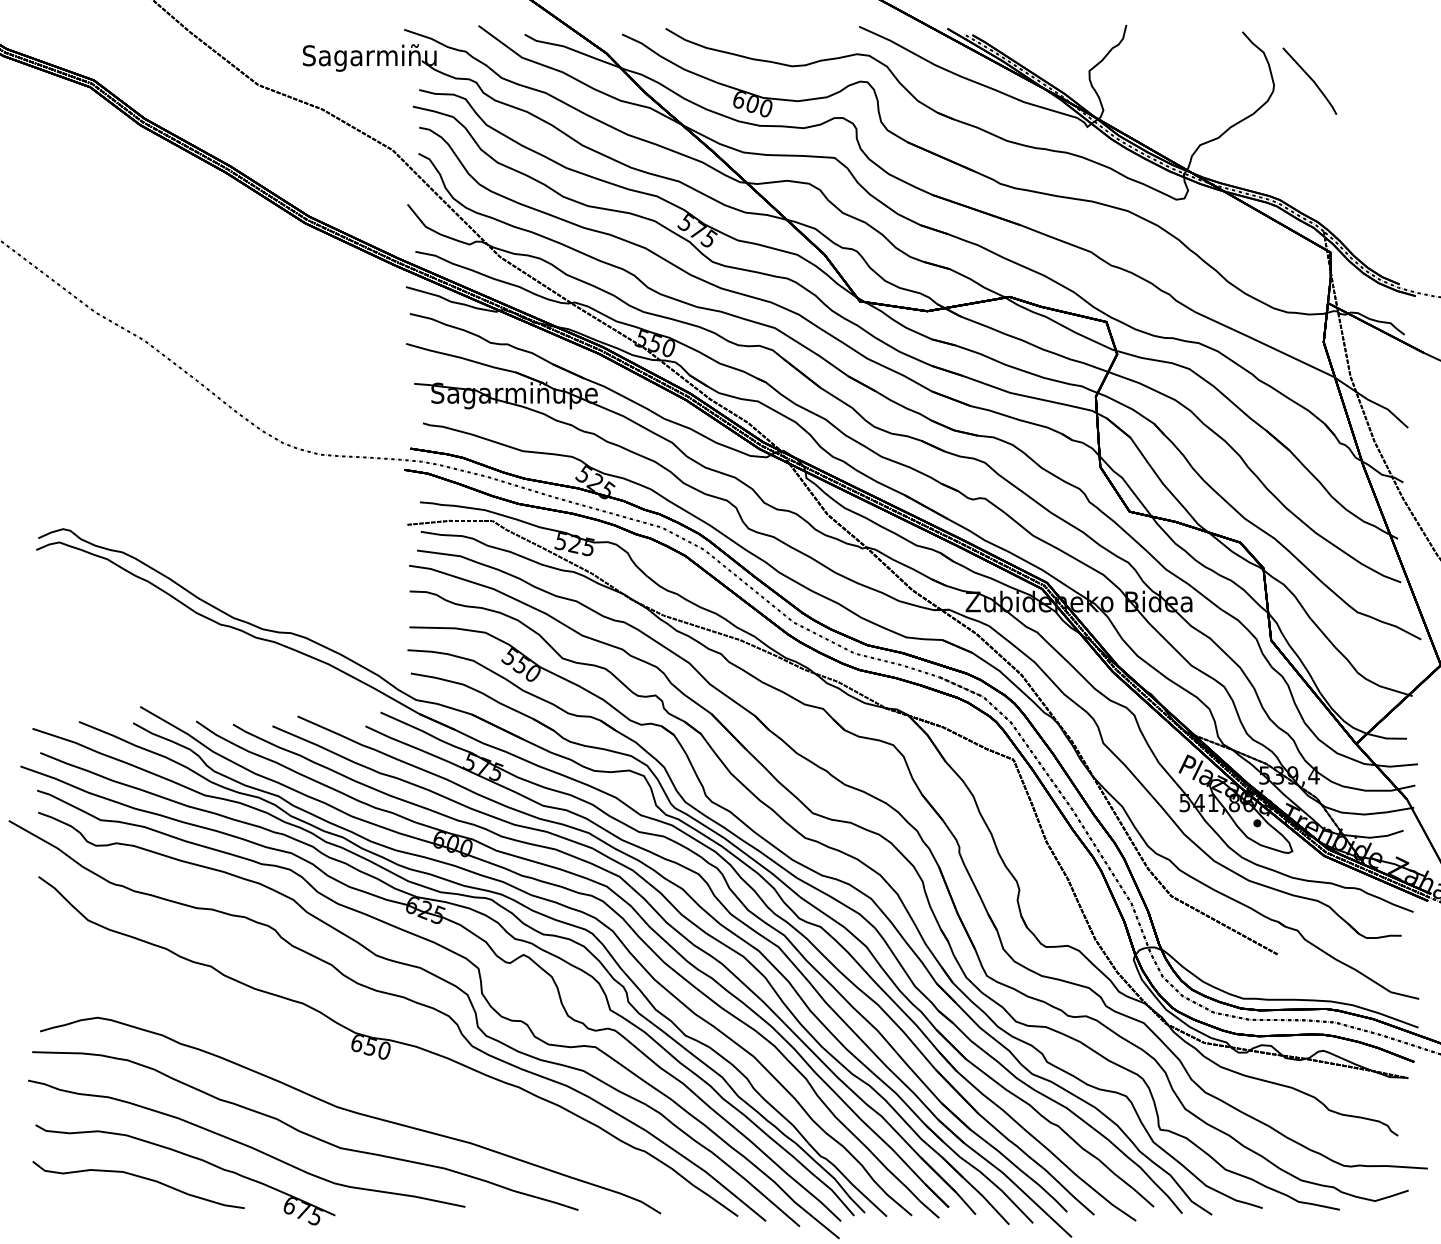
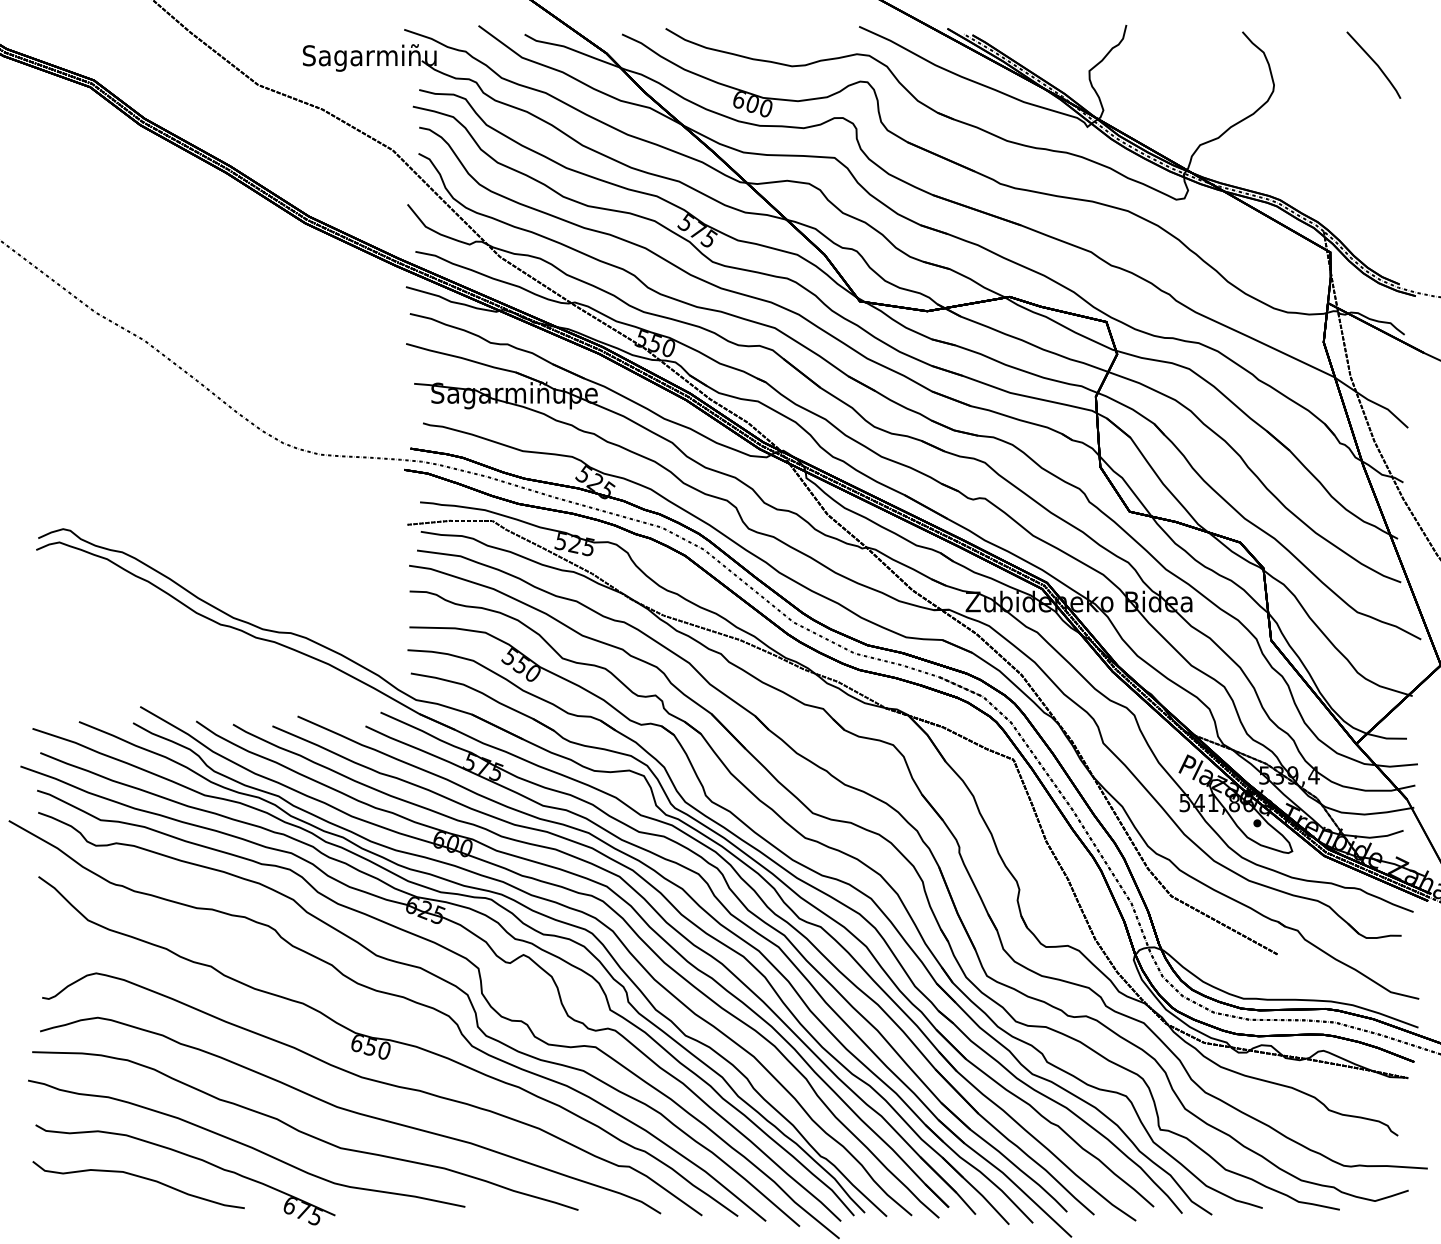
line position: (1310, 79) -> (1374, 63) (1374, 63)
curve: none -> present (377, 1082)
